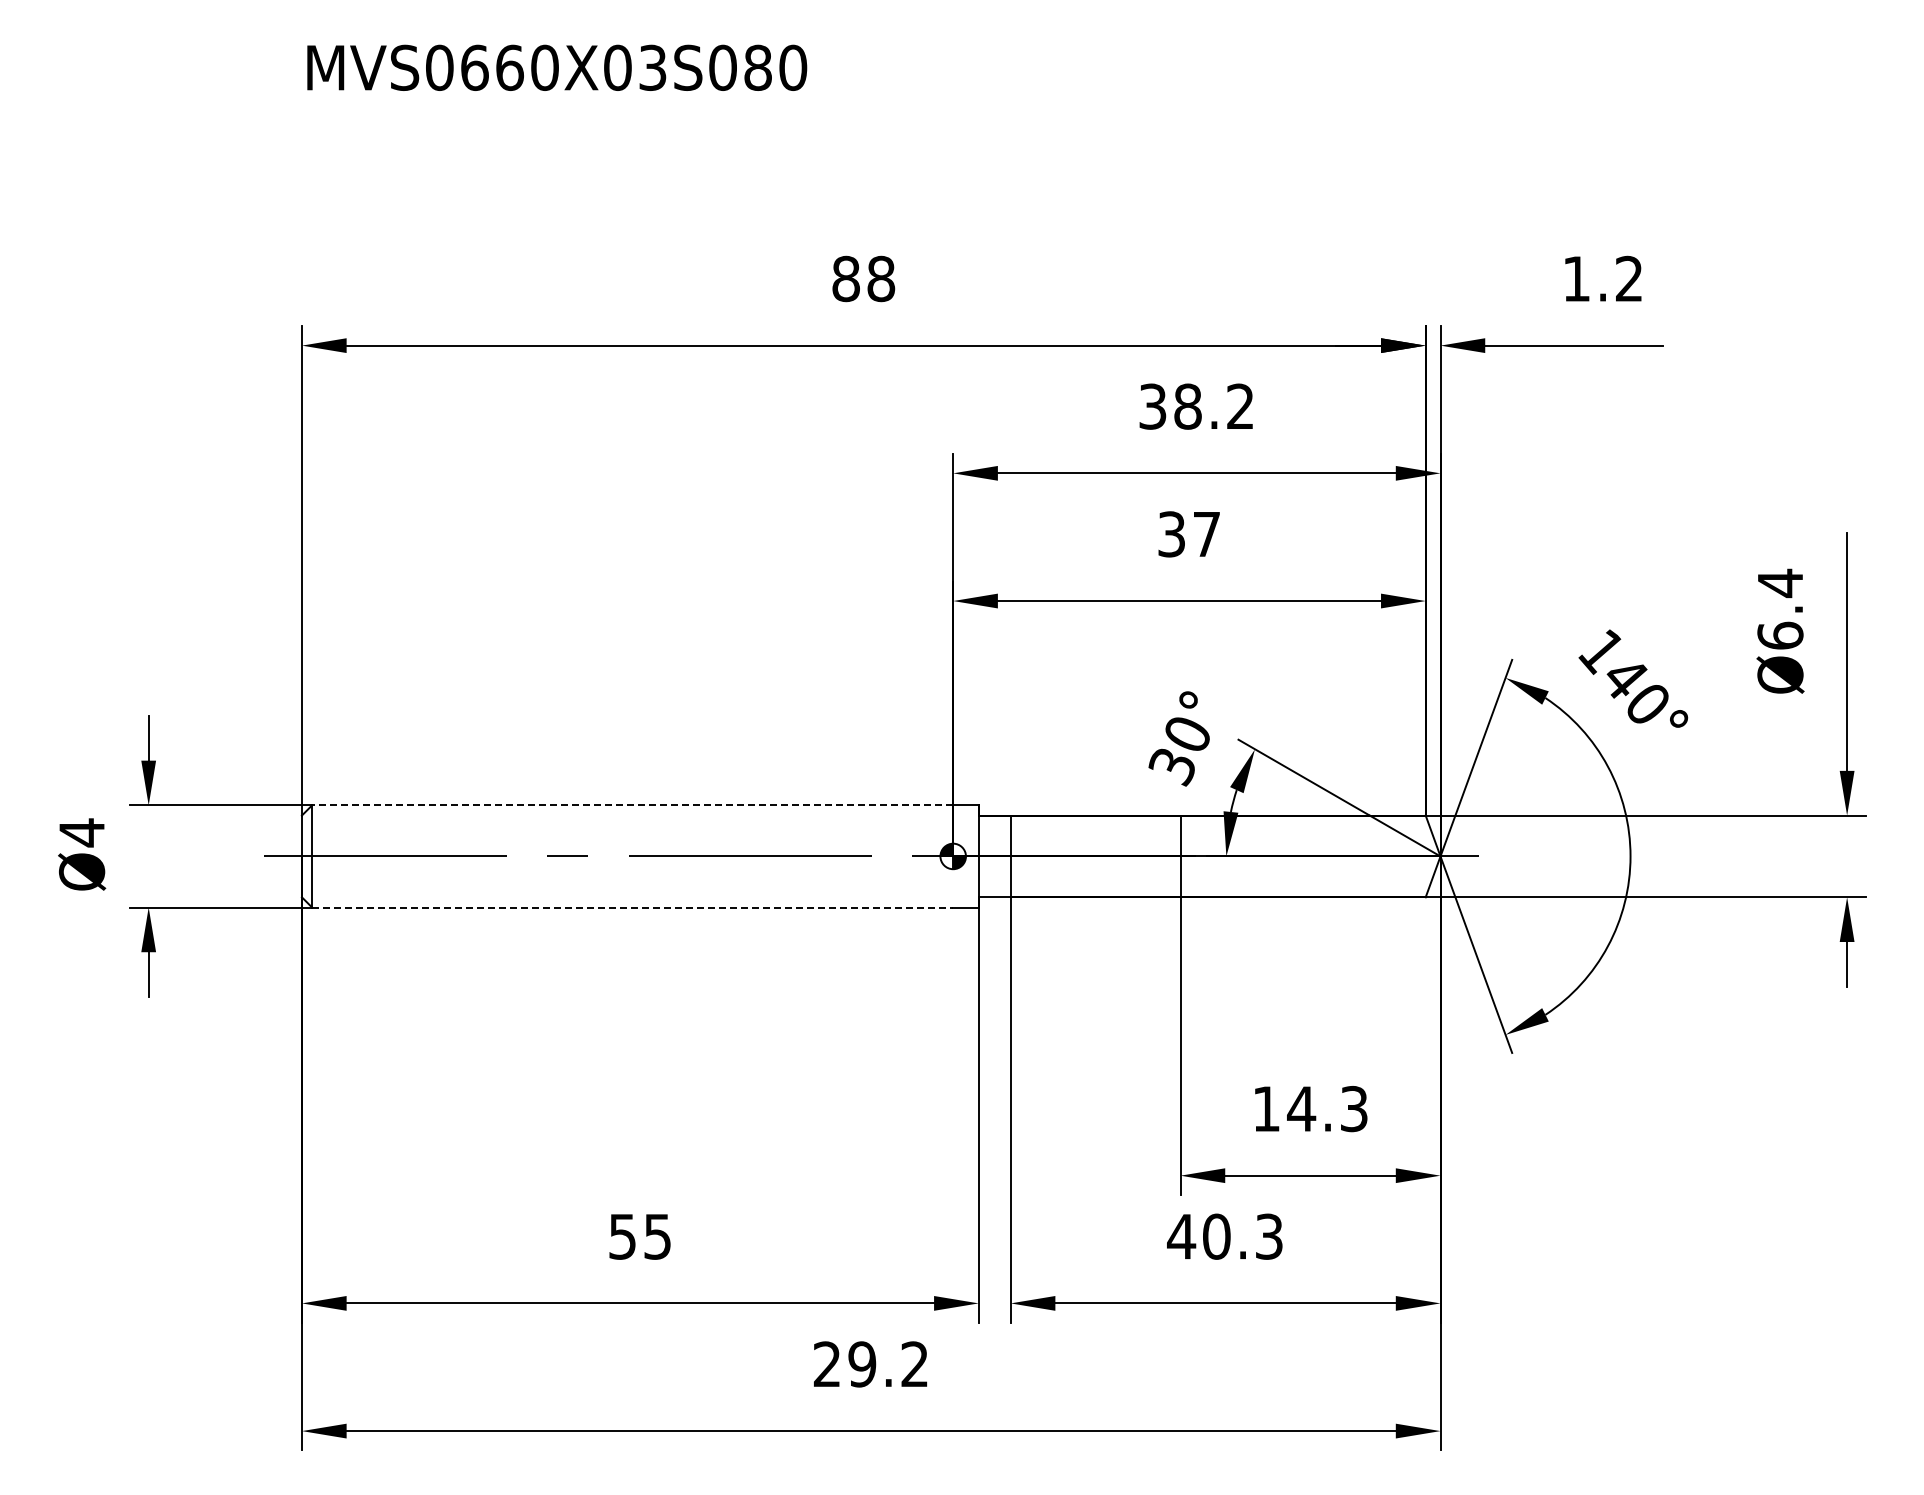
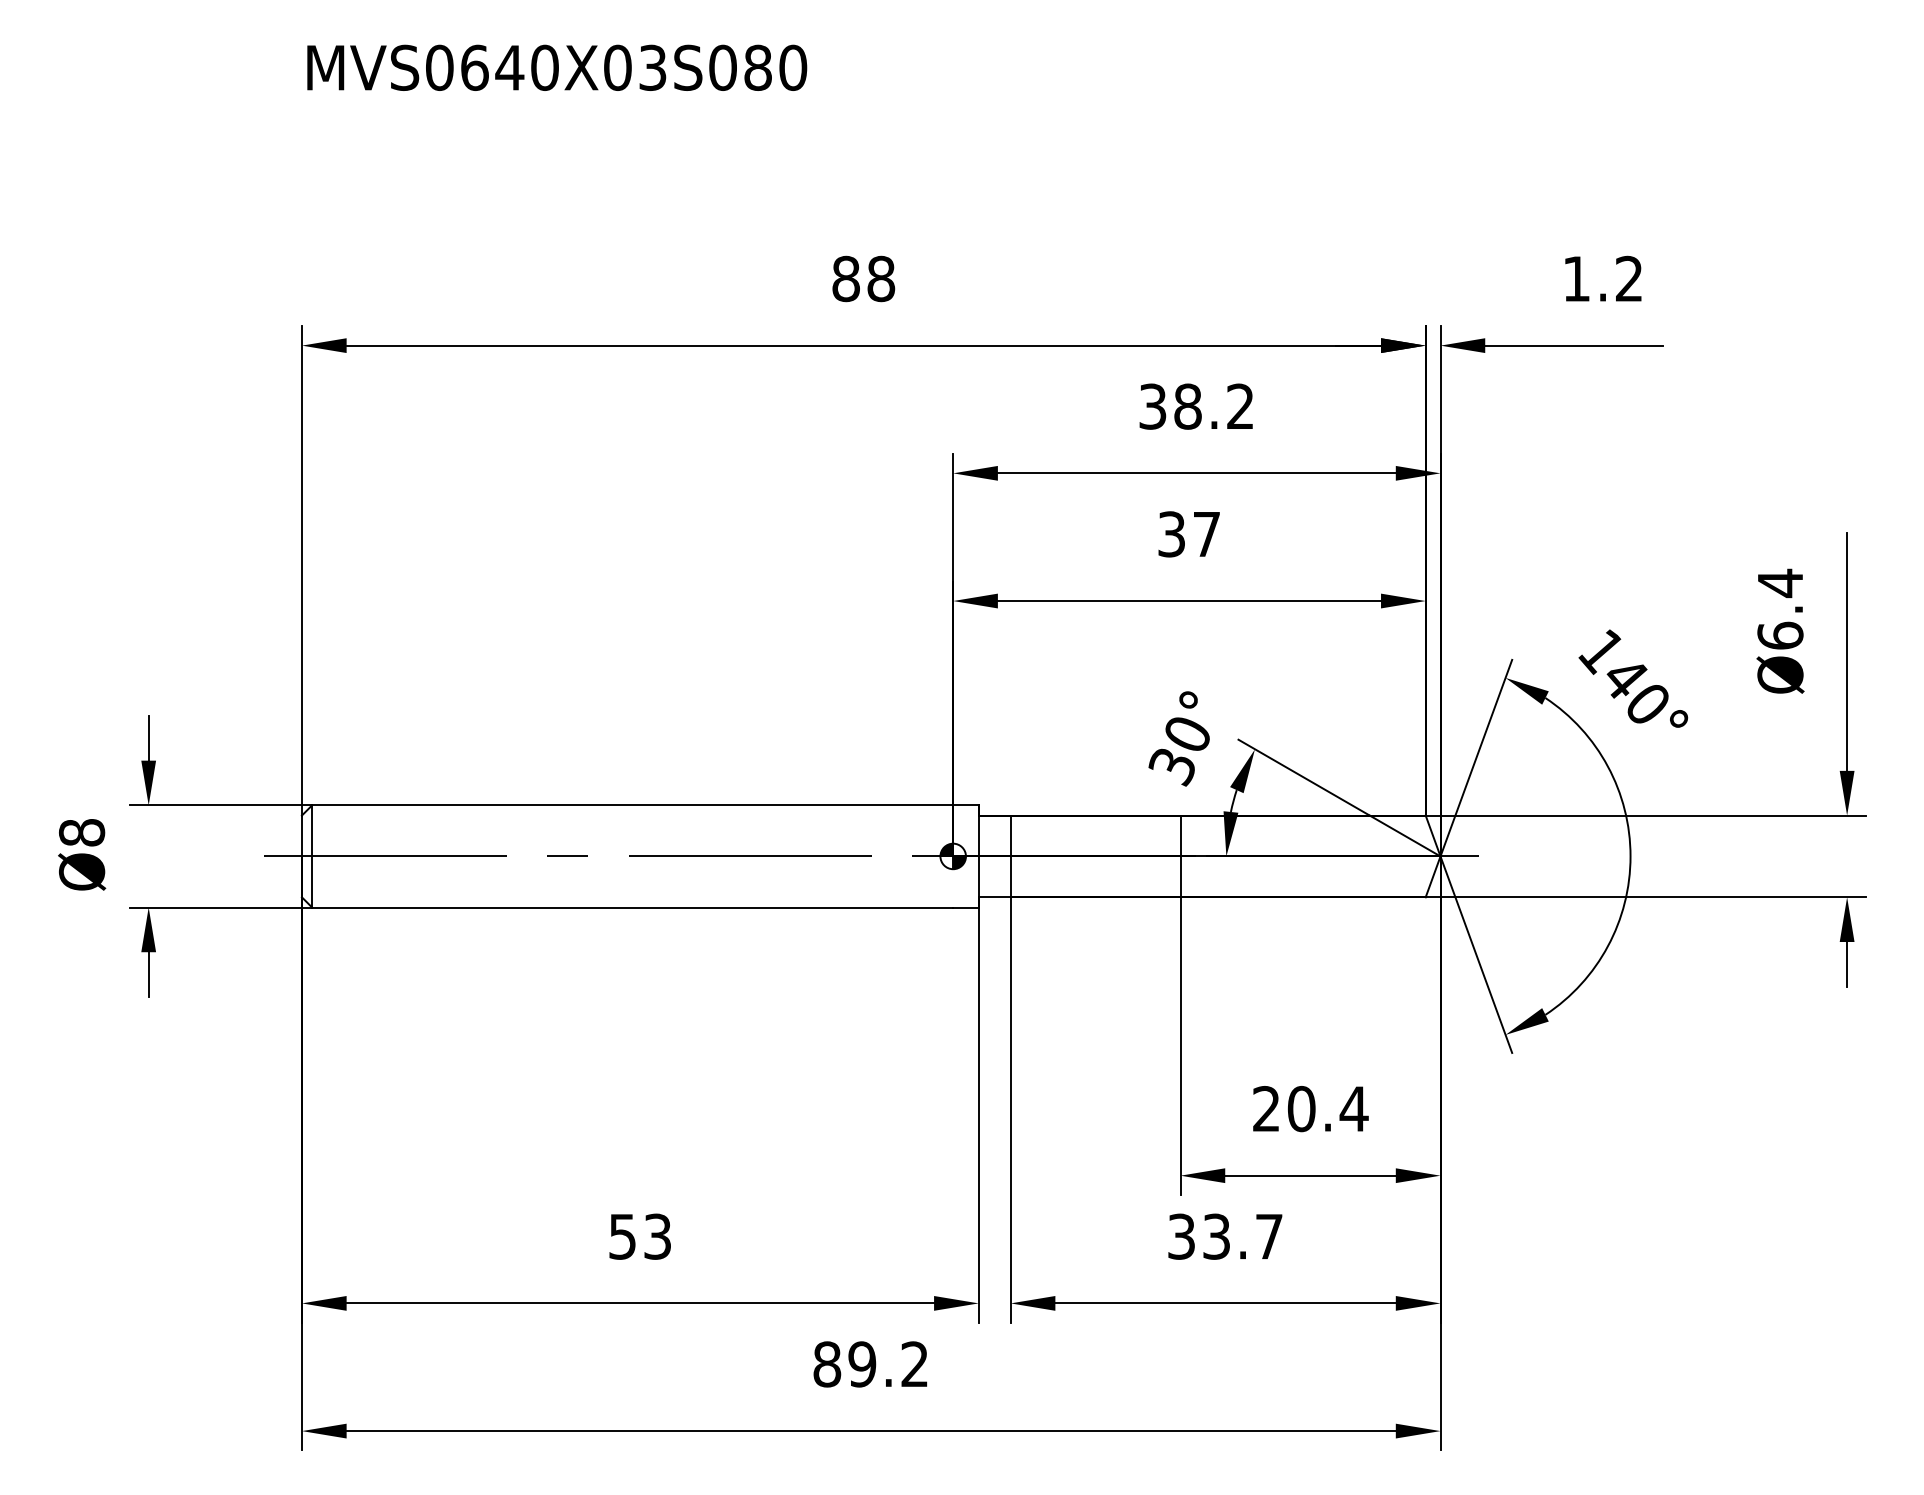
text: MVS0660X03S080 -> MVS0640X03S080 (509, 67)
line: dashed -> solid (632, 805)
text: Ø4 -> Ø8 (82, 832)
line: dashed -> solid (632, 907)
text: 14.3 -> 20.4 (1310, 1108)
text: 55 -> 53 (657, 1236)
text: 40.3 -> 33.7 (1224, 1236)
text: 29.2 -> 89.2 (827, 1364)
